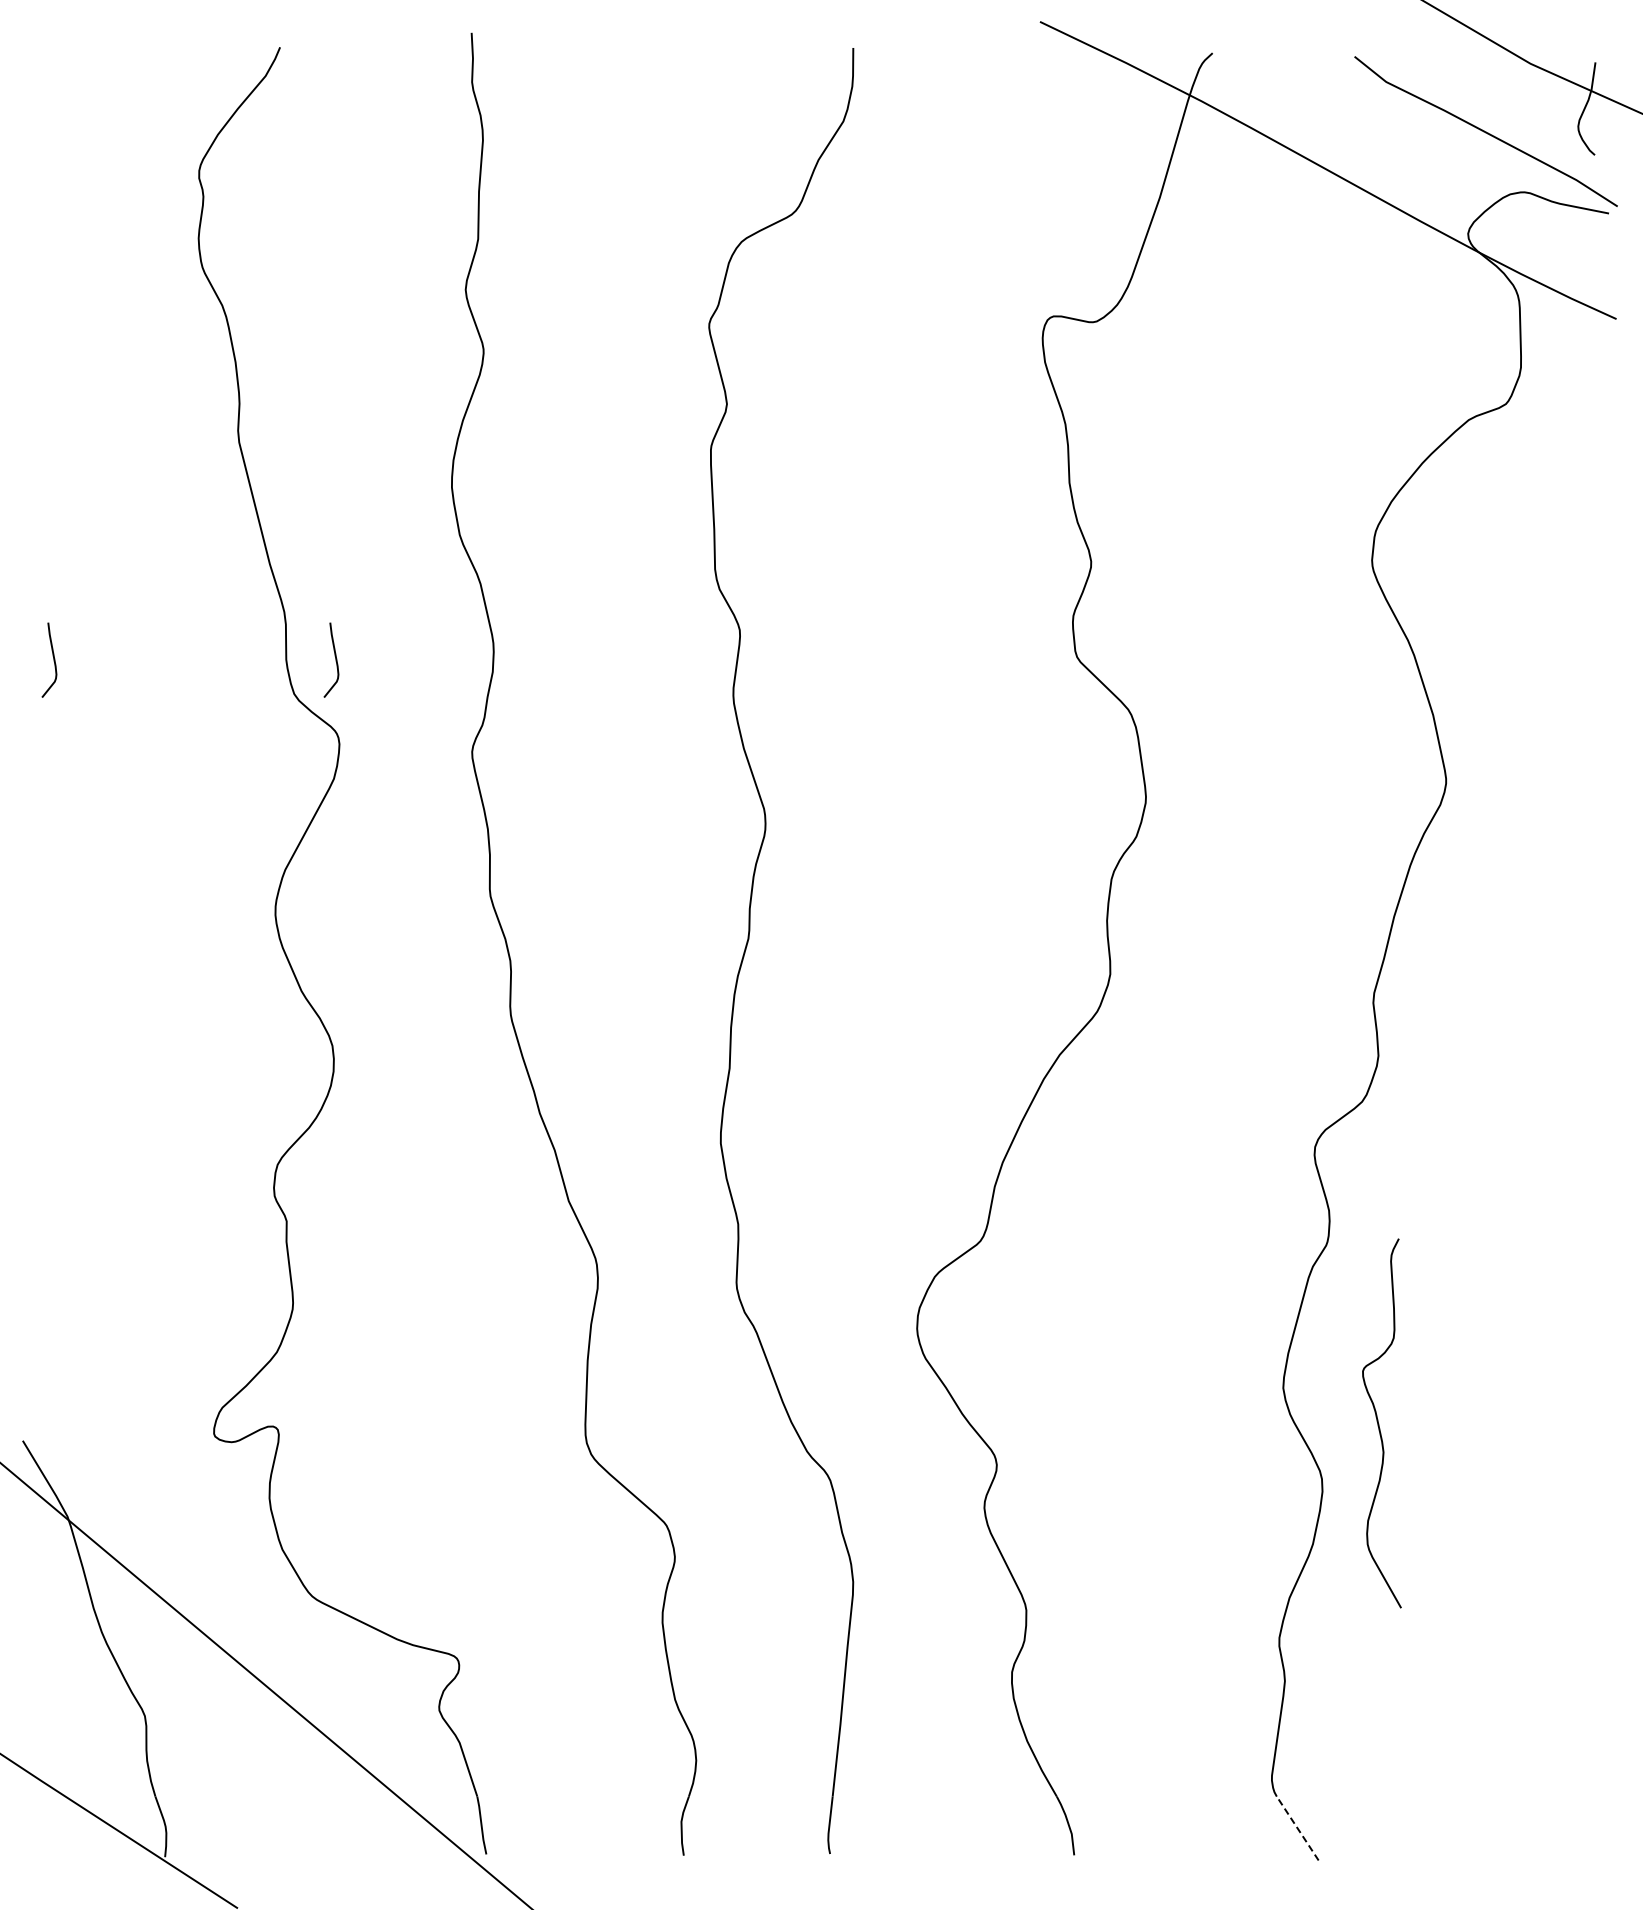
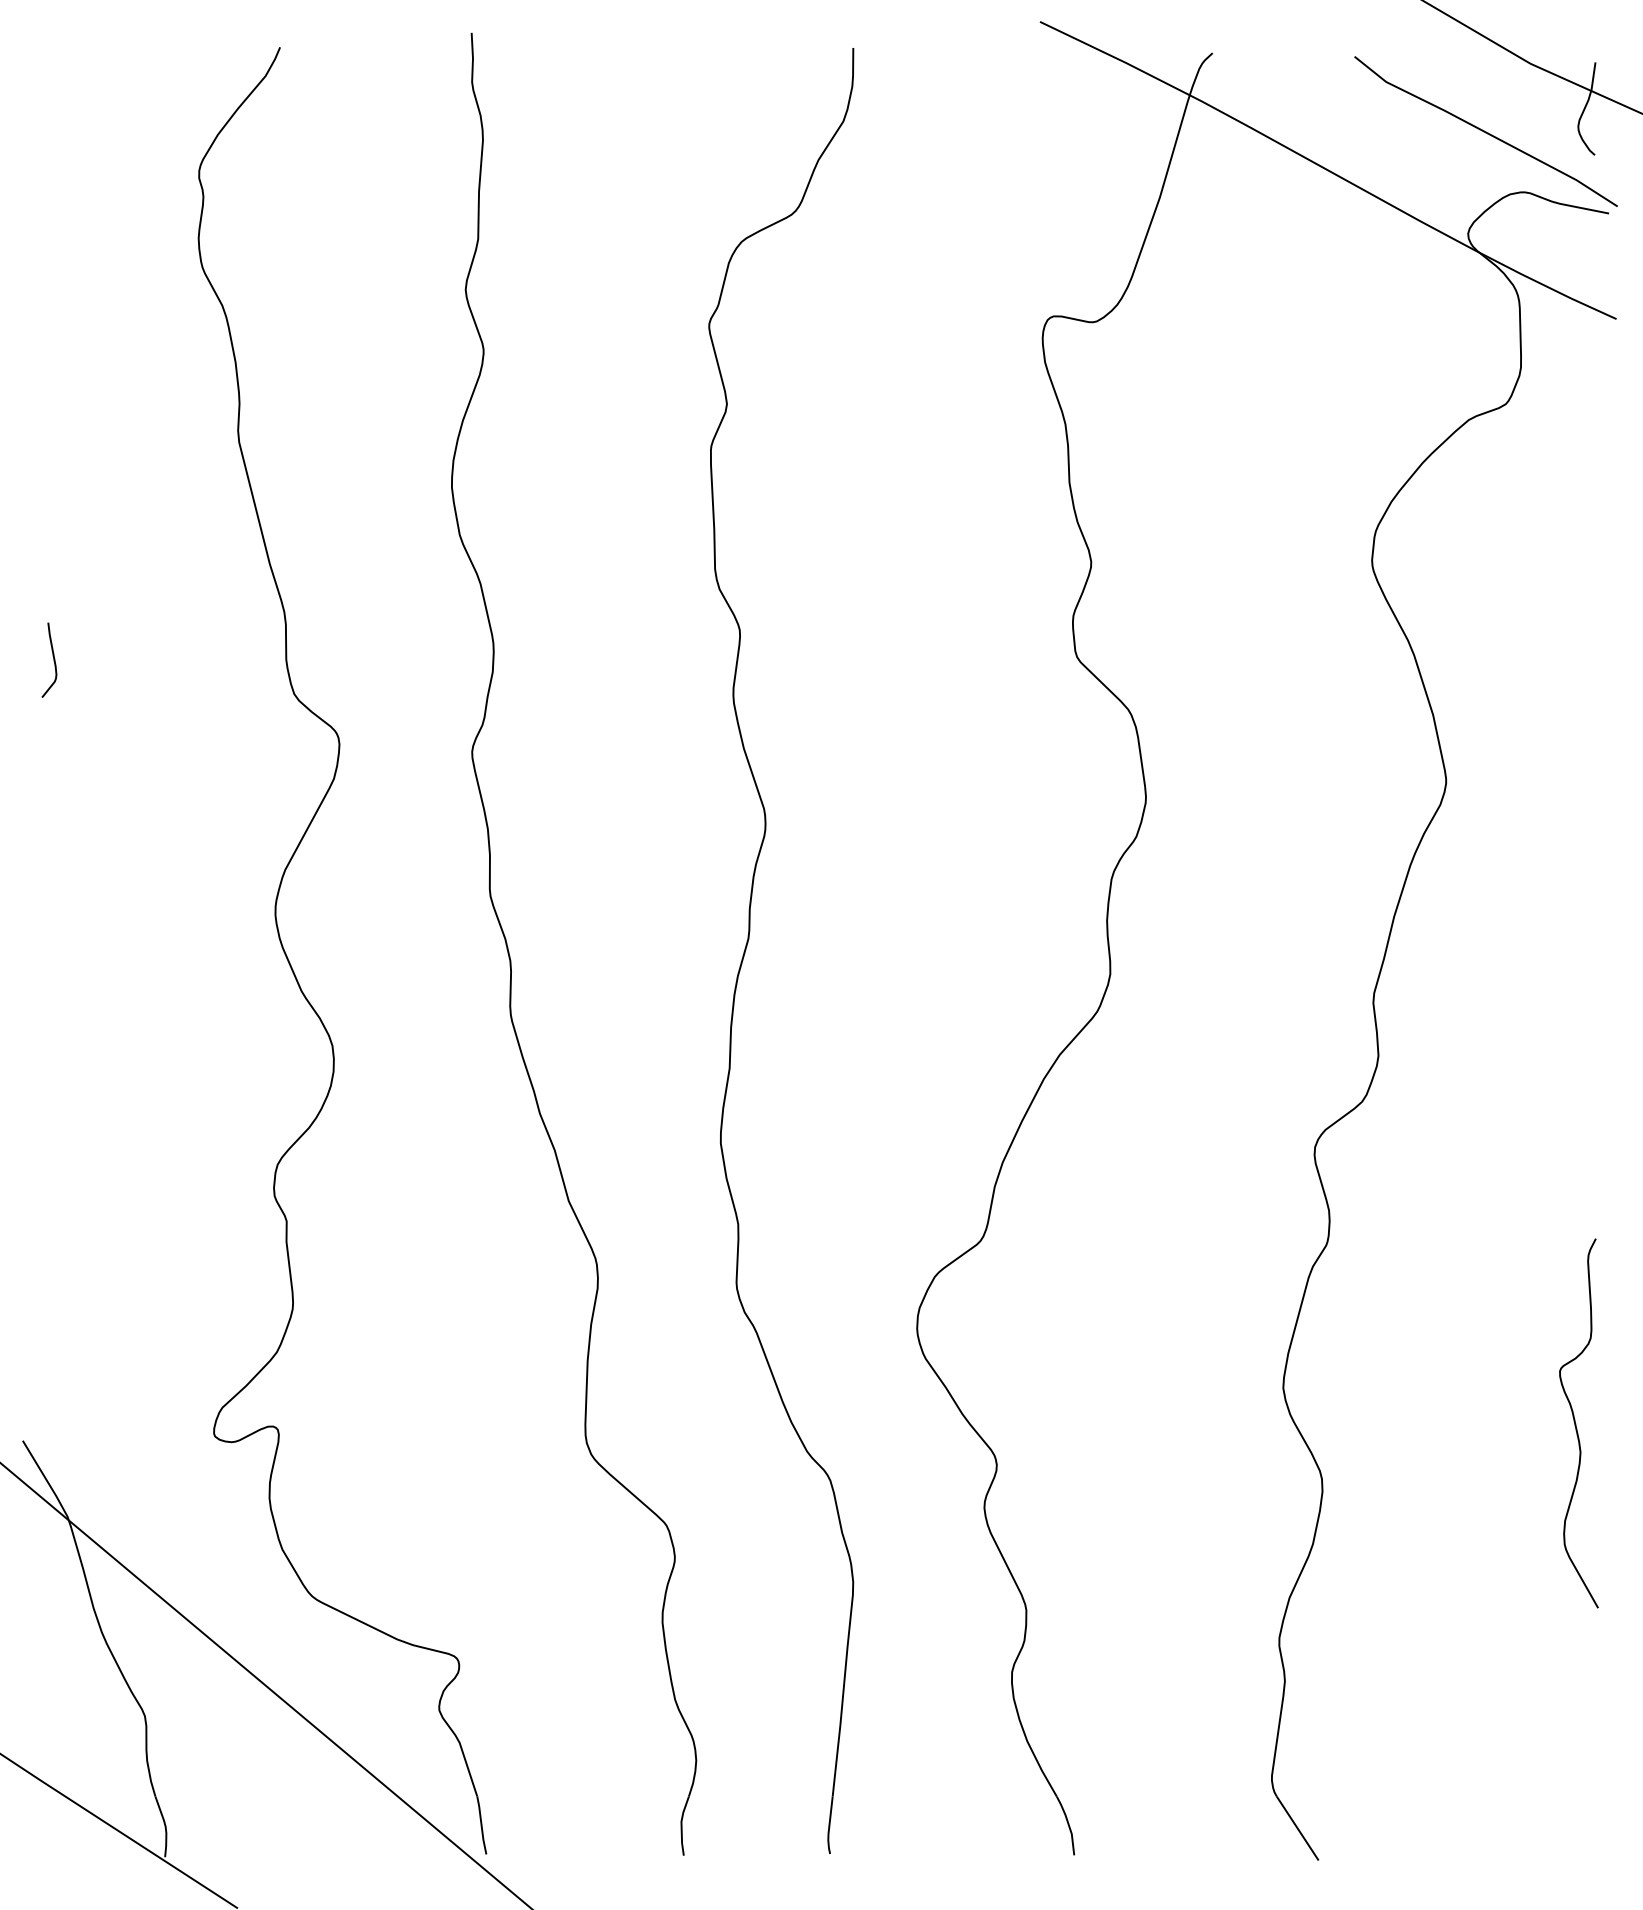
curve: present -> none (335, 659)
curve position: (1379, 1423) -> (1576, 1423) (1576, 1423)
line: dashed -> solid (1297, 1828)
